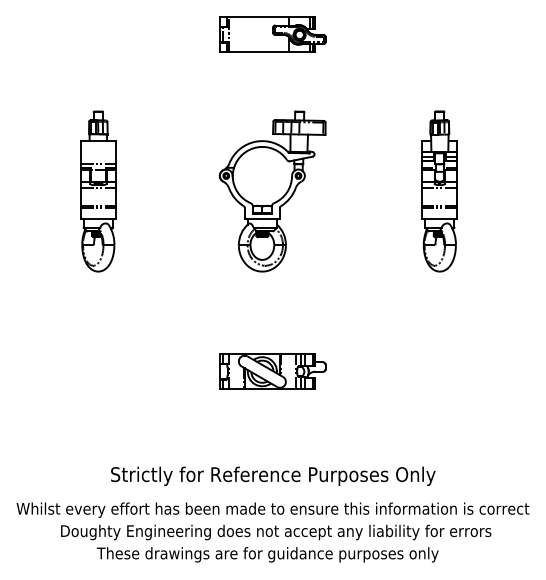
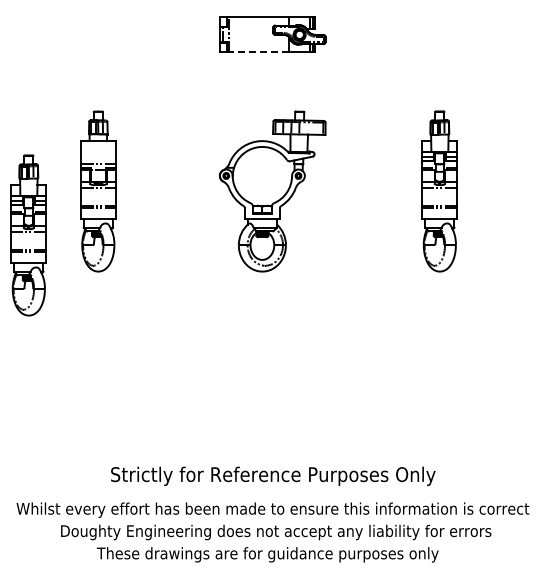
line: solid -> dashed (259, 52)
part: none -> present (28, 235)
part: present -> none (272, 371)
